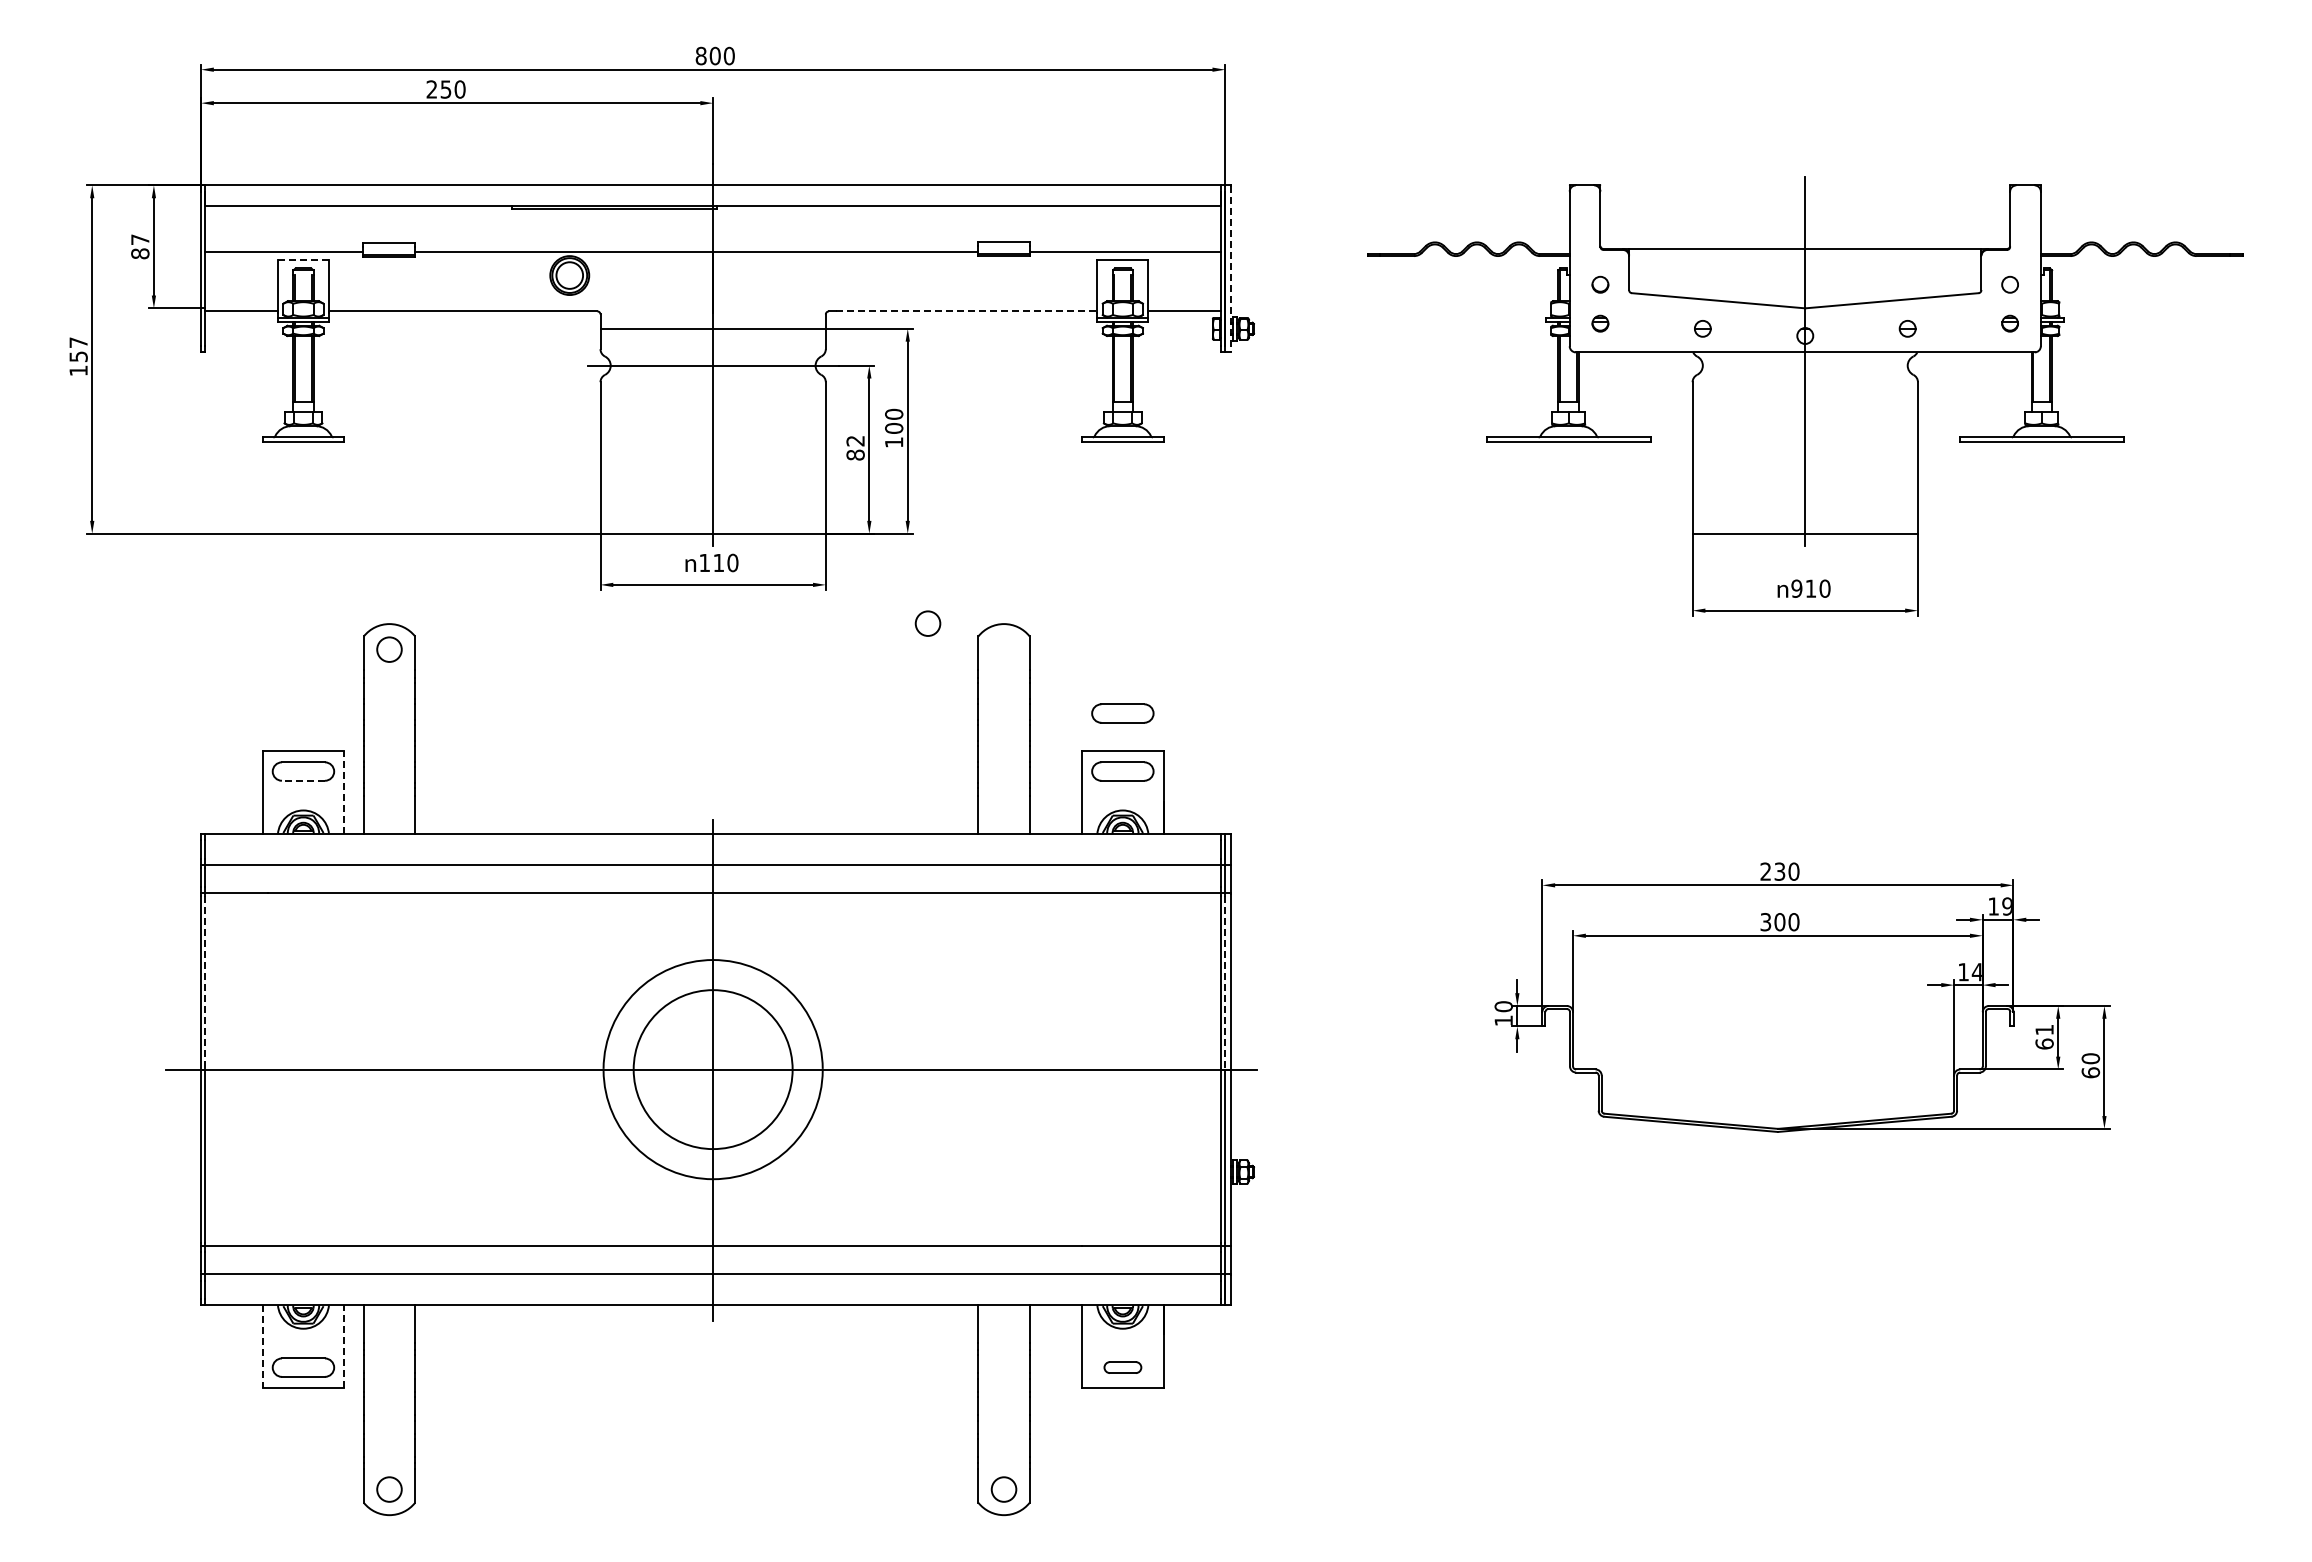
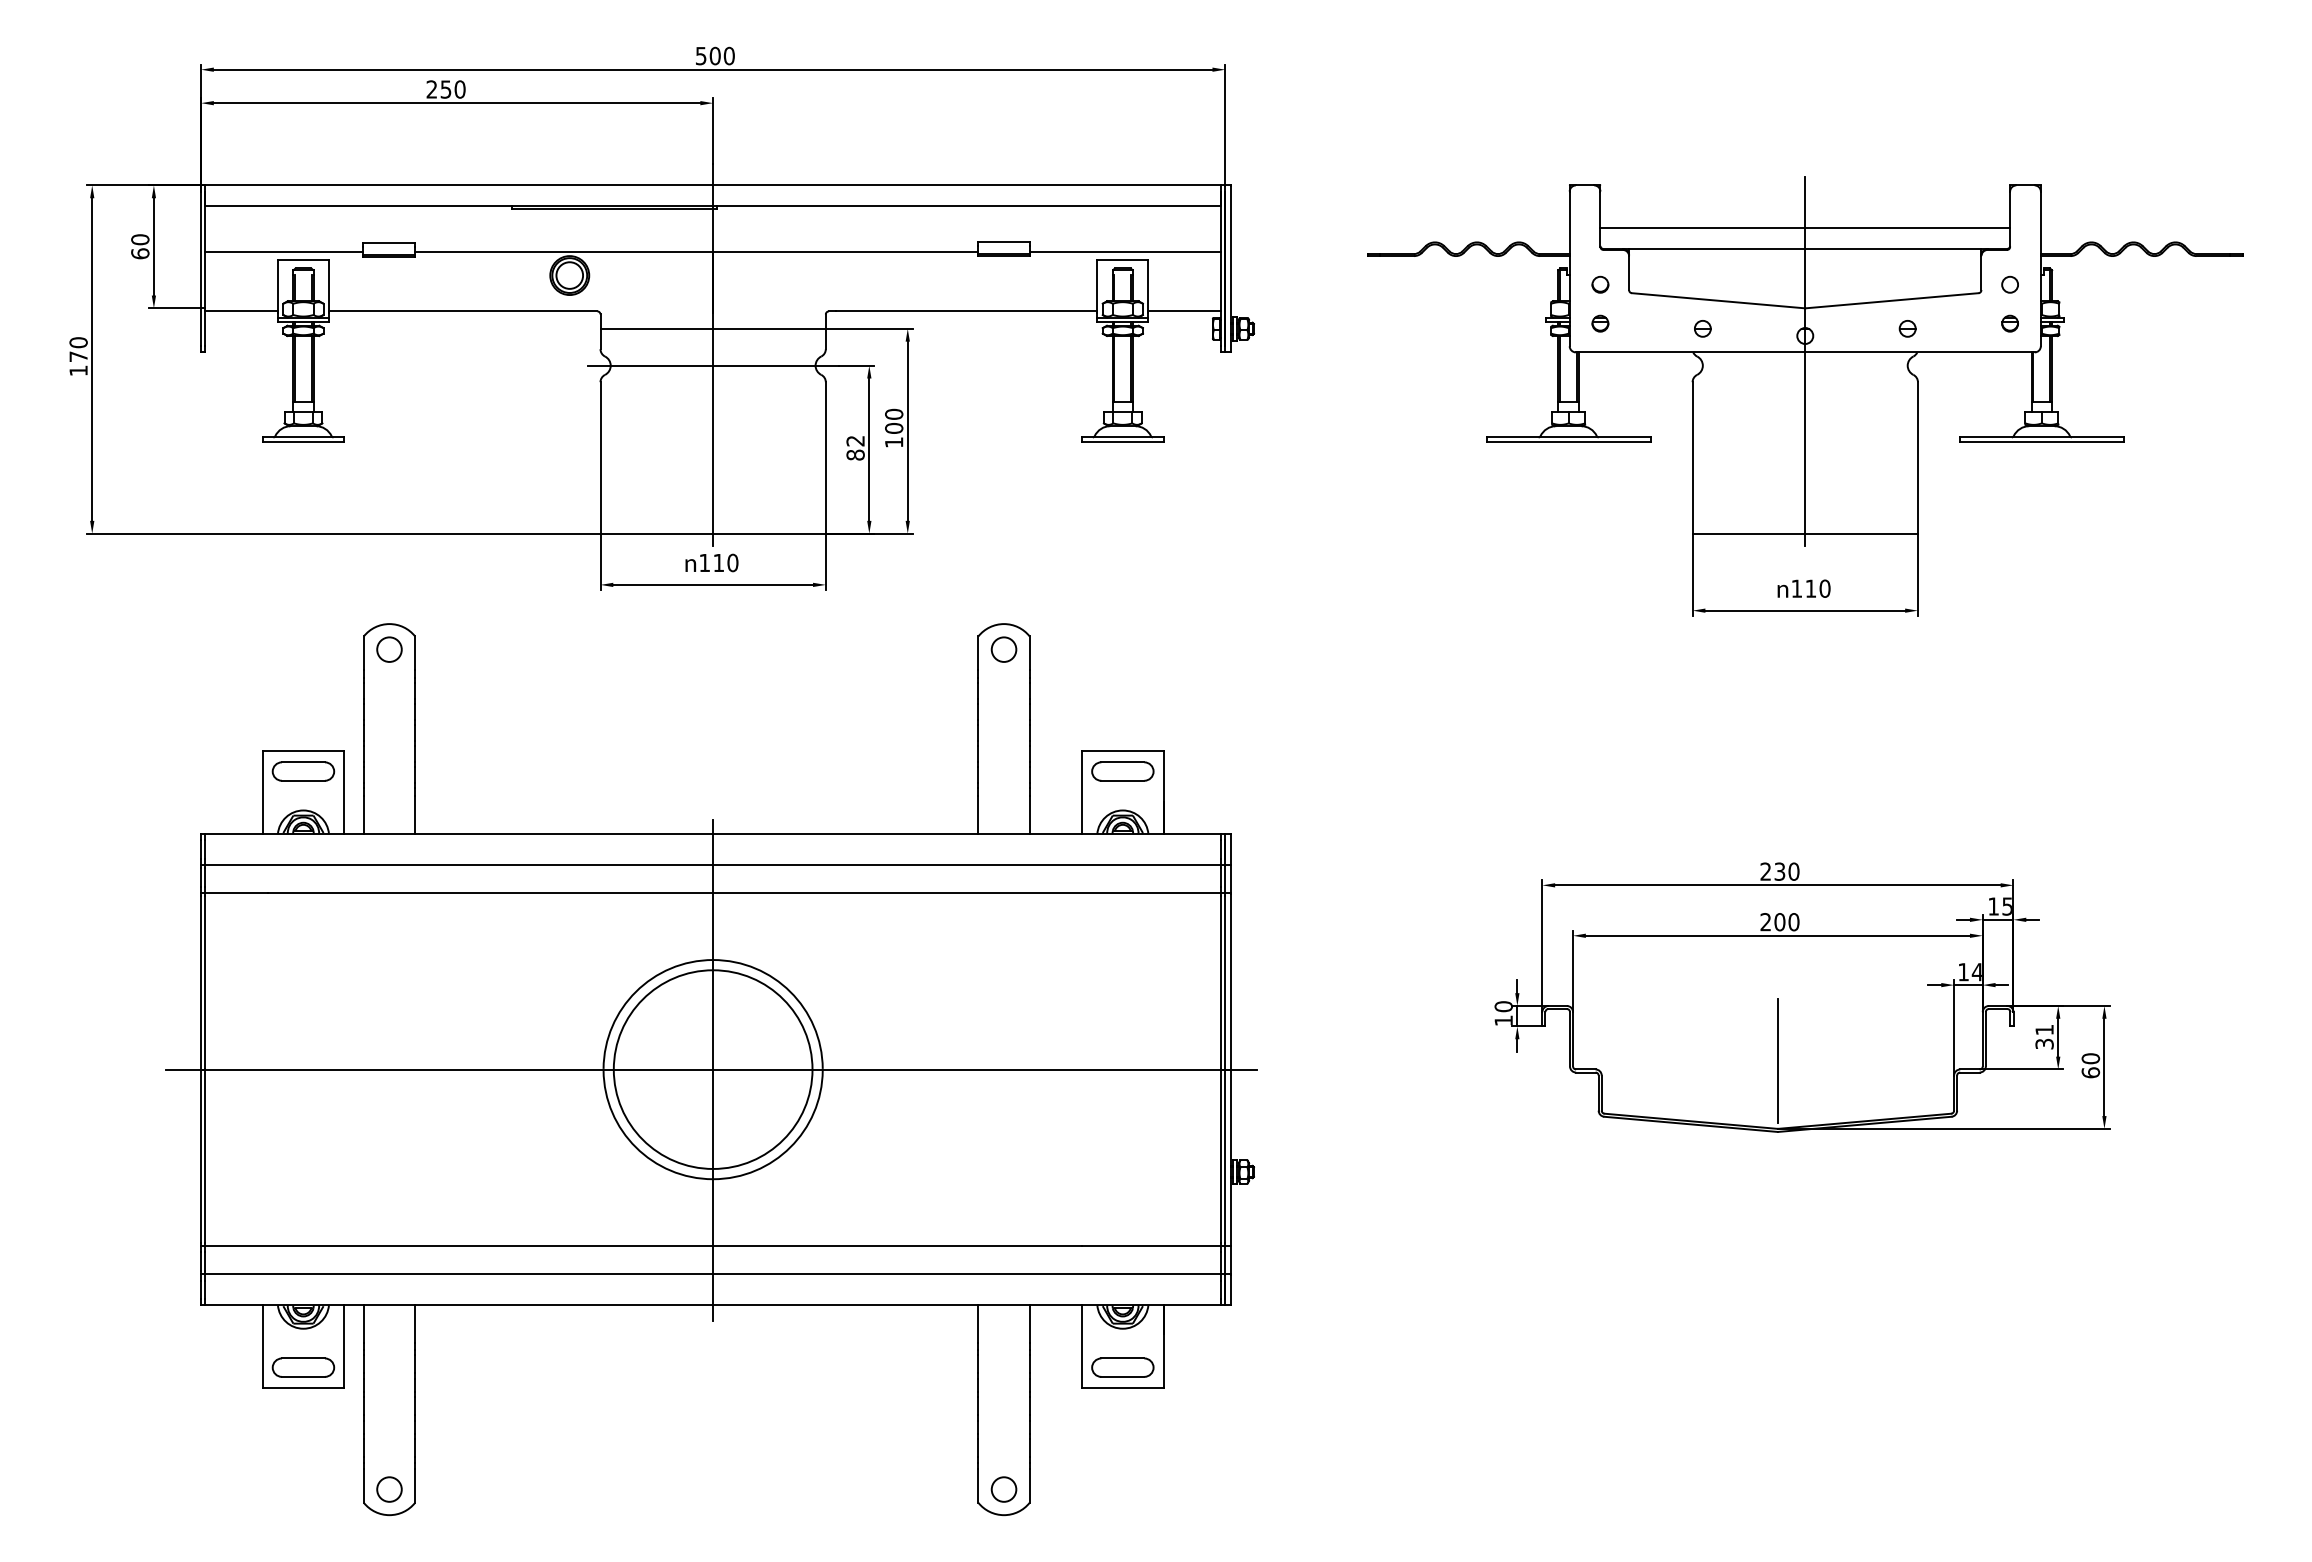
text: 800 -> 500 (700, 55)
line: none -> present (1805, 228)
text: 87 -> 60 (140, 246)
line: dashed -> solid (303, 260)
line: dashed -> solid (1231, 269)
line: dashed -> solid (966, 311)
text: 157 -> 170 (78, 349)
text: 910 -> 110 (1796, 588)
circle position: (927, 623) -> (1003, 649) (1003, 649)
part: present -> none (1122, 713)
line: dashed -> solid (303, 780)
line: dashed -> solid (344, 792)
text: 19 -> 15 (2006, 906)
text: 300 -> 200 (1765, 922)
line: dashed -> solid (205, 982)
line: dashed -> solid (1225, 982)
text: 61 -> 31 (2044, 1043)
line: none -> present (1777, 1061)
circle diameter: 159 px -> 199 px (712, 1069)
line: dashed -> solid (344, 1346)
line: dashed -> solid (262, 1347)
part size: 40x13 px -> 64x21 px (1122, 1367)
